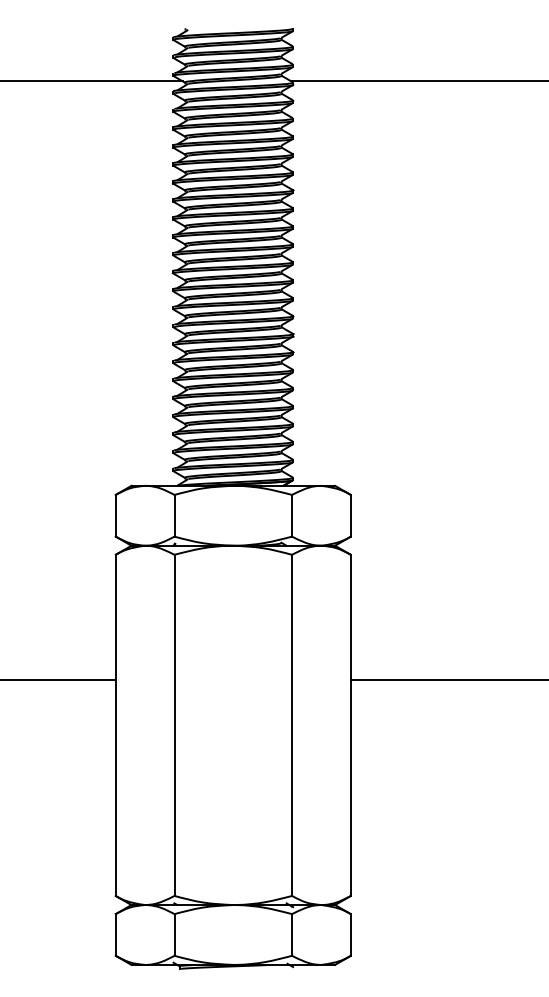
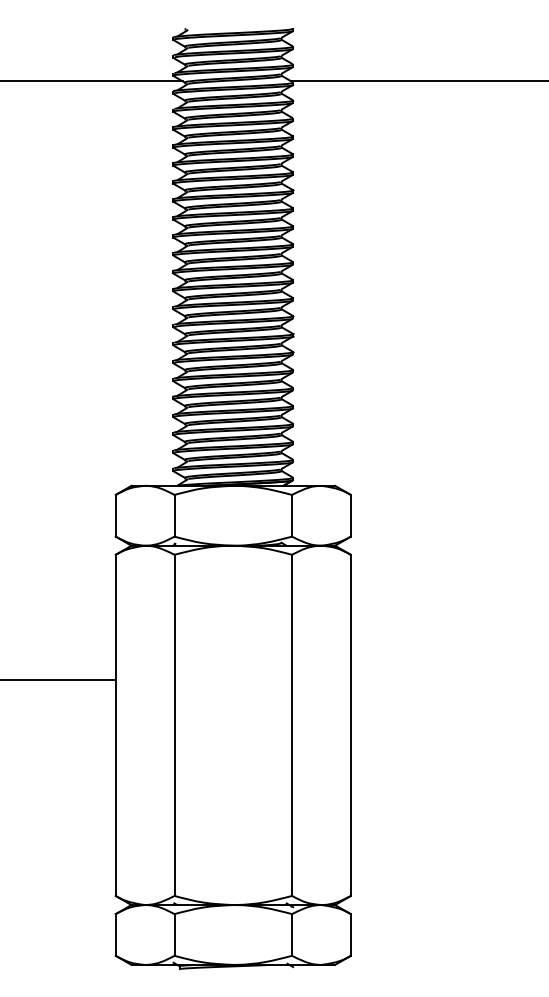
line: present -> none (447, 680)
